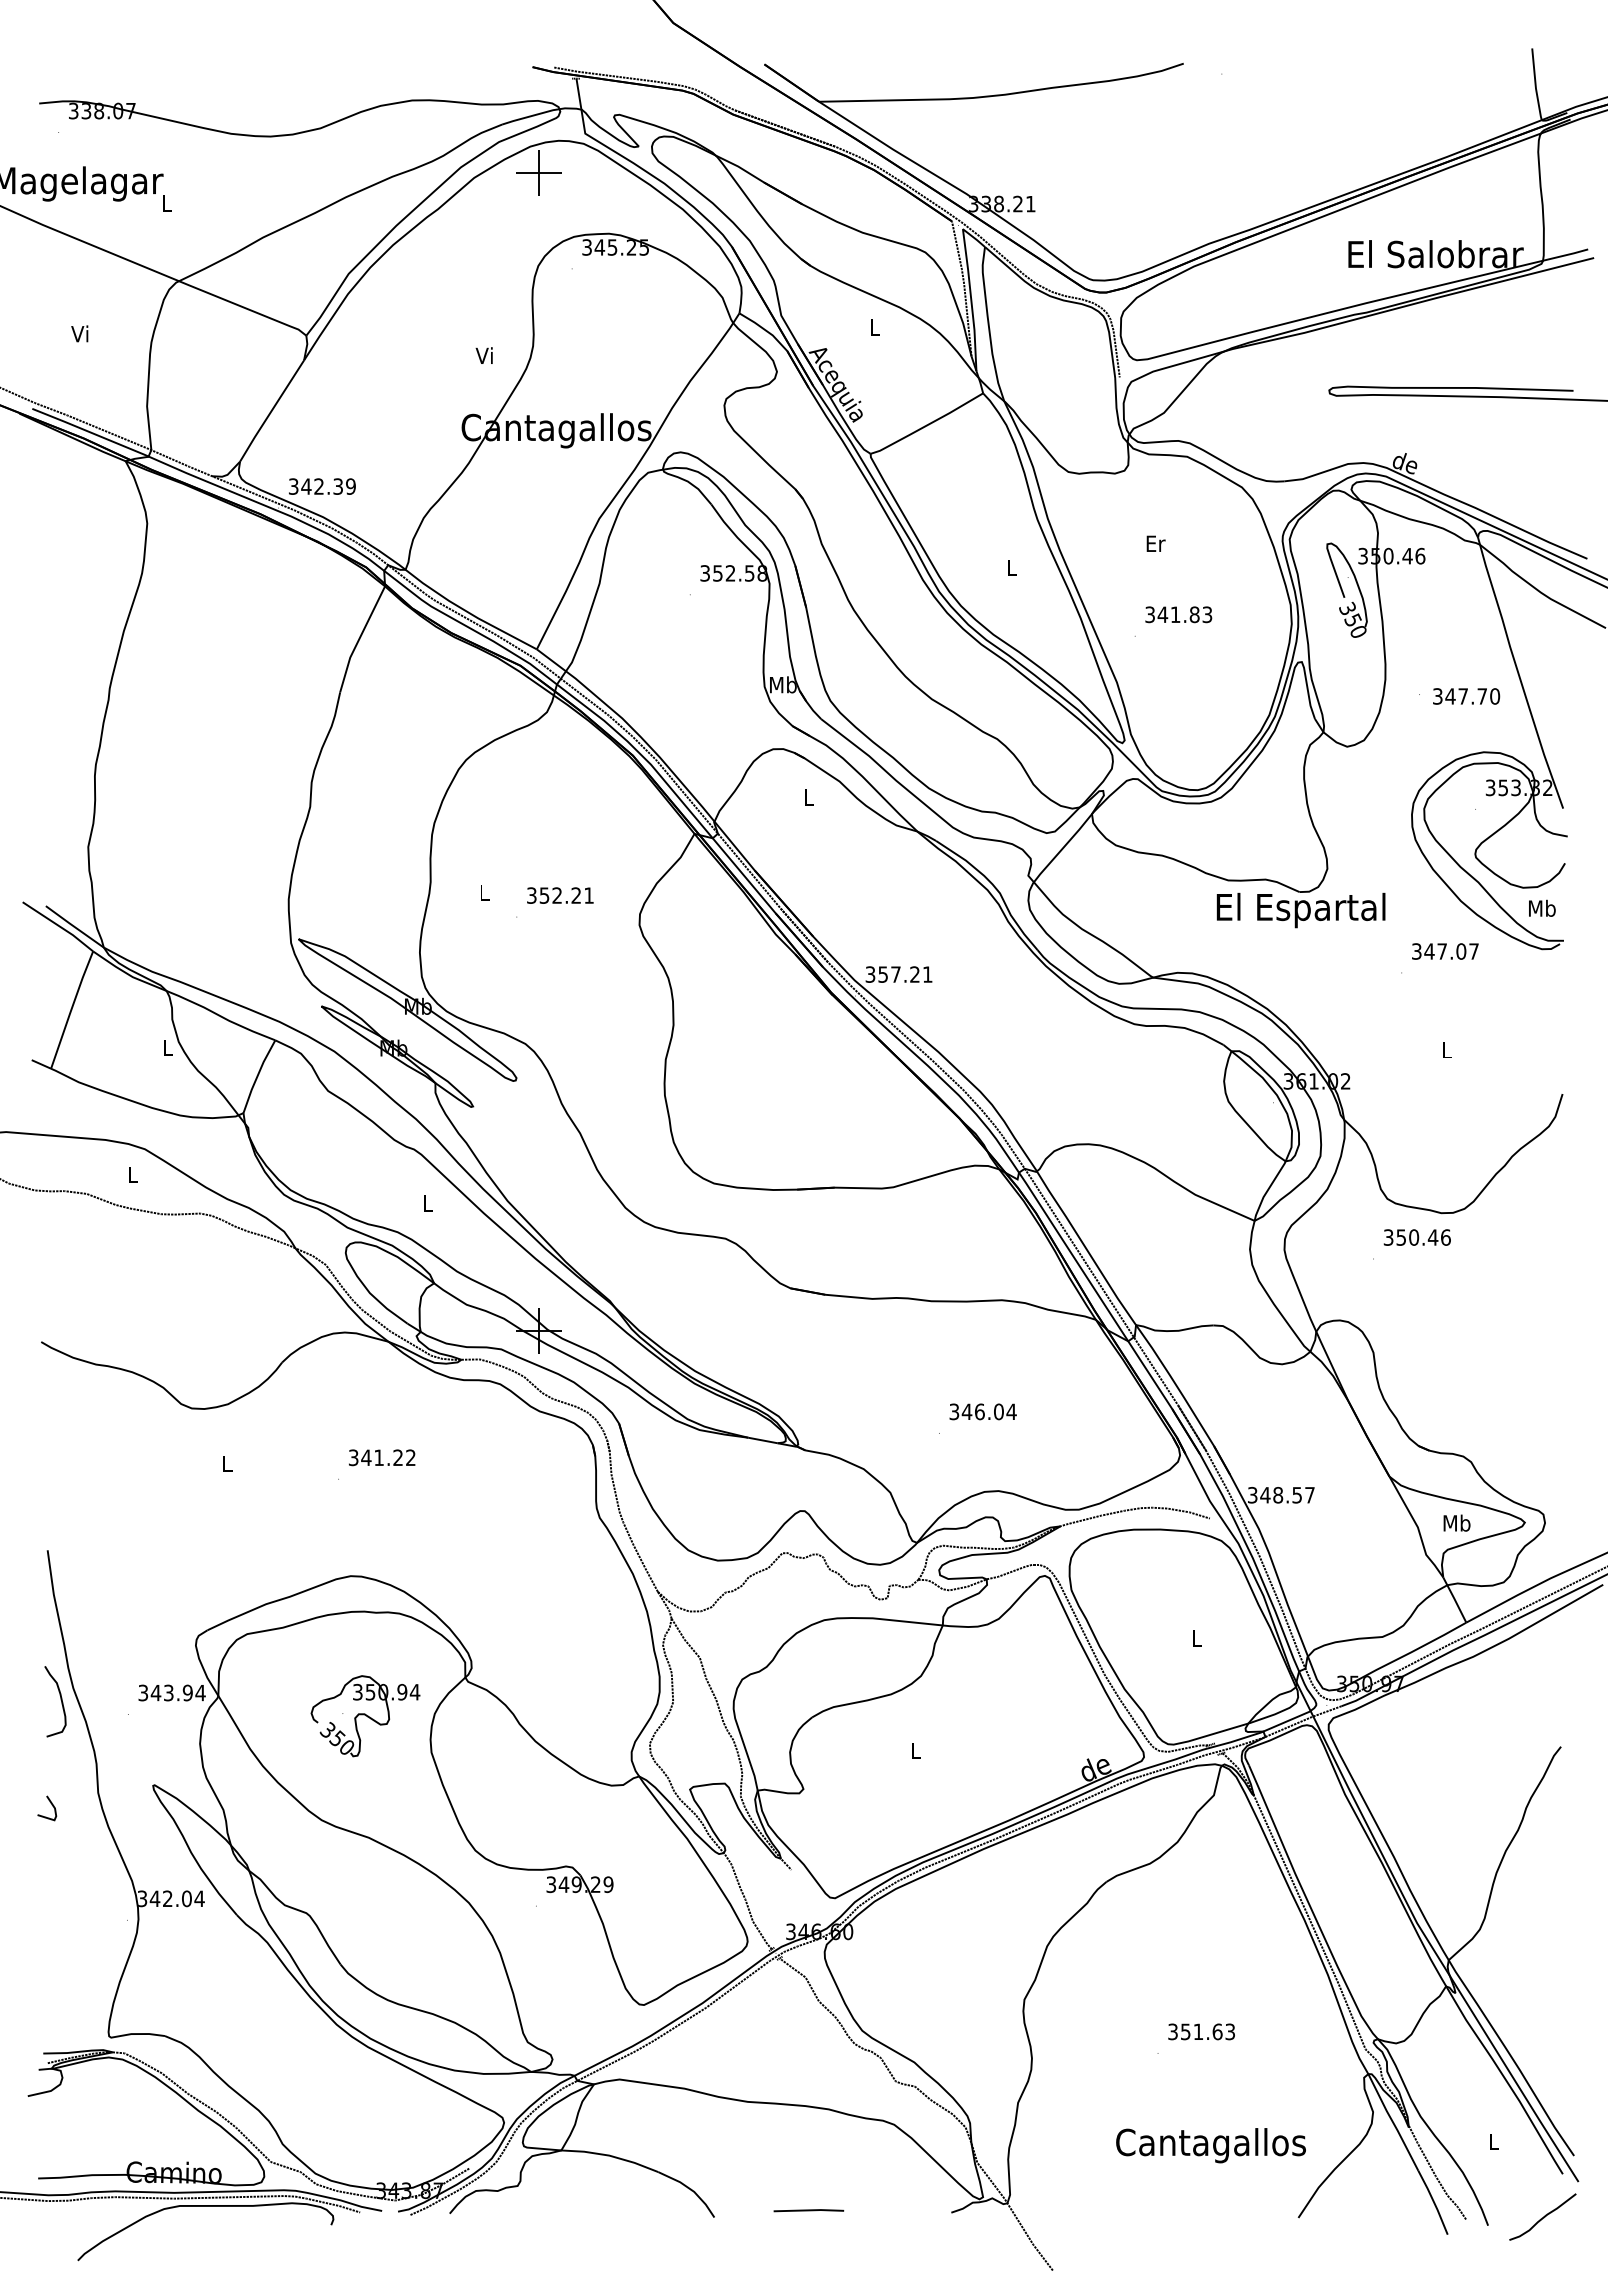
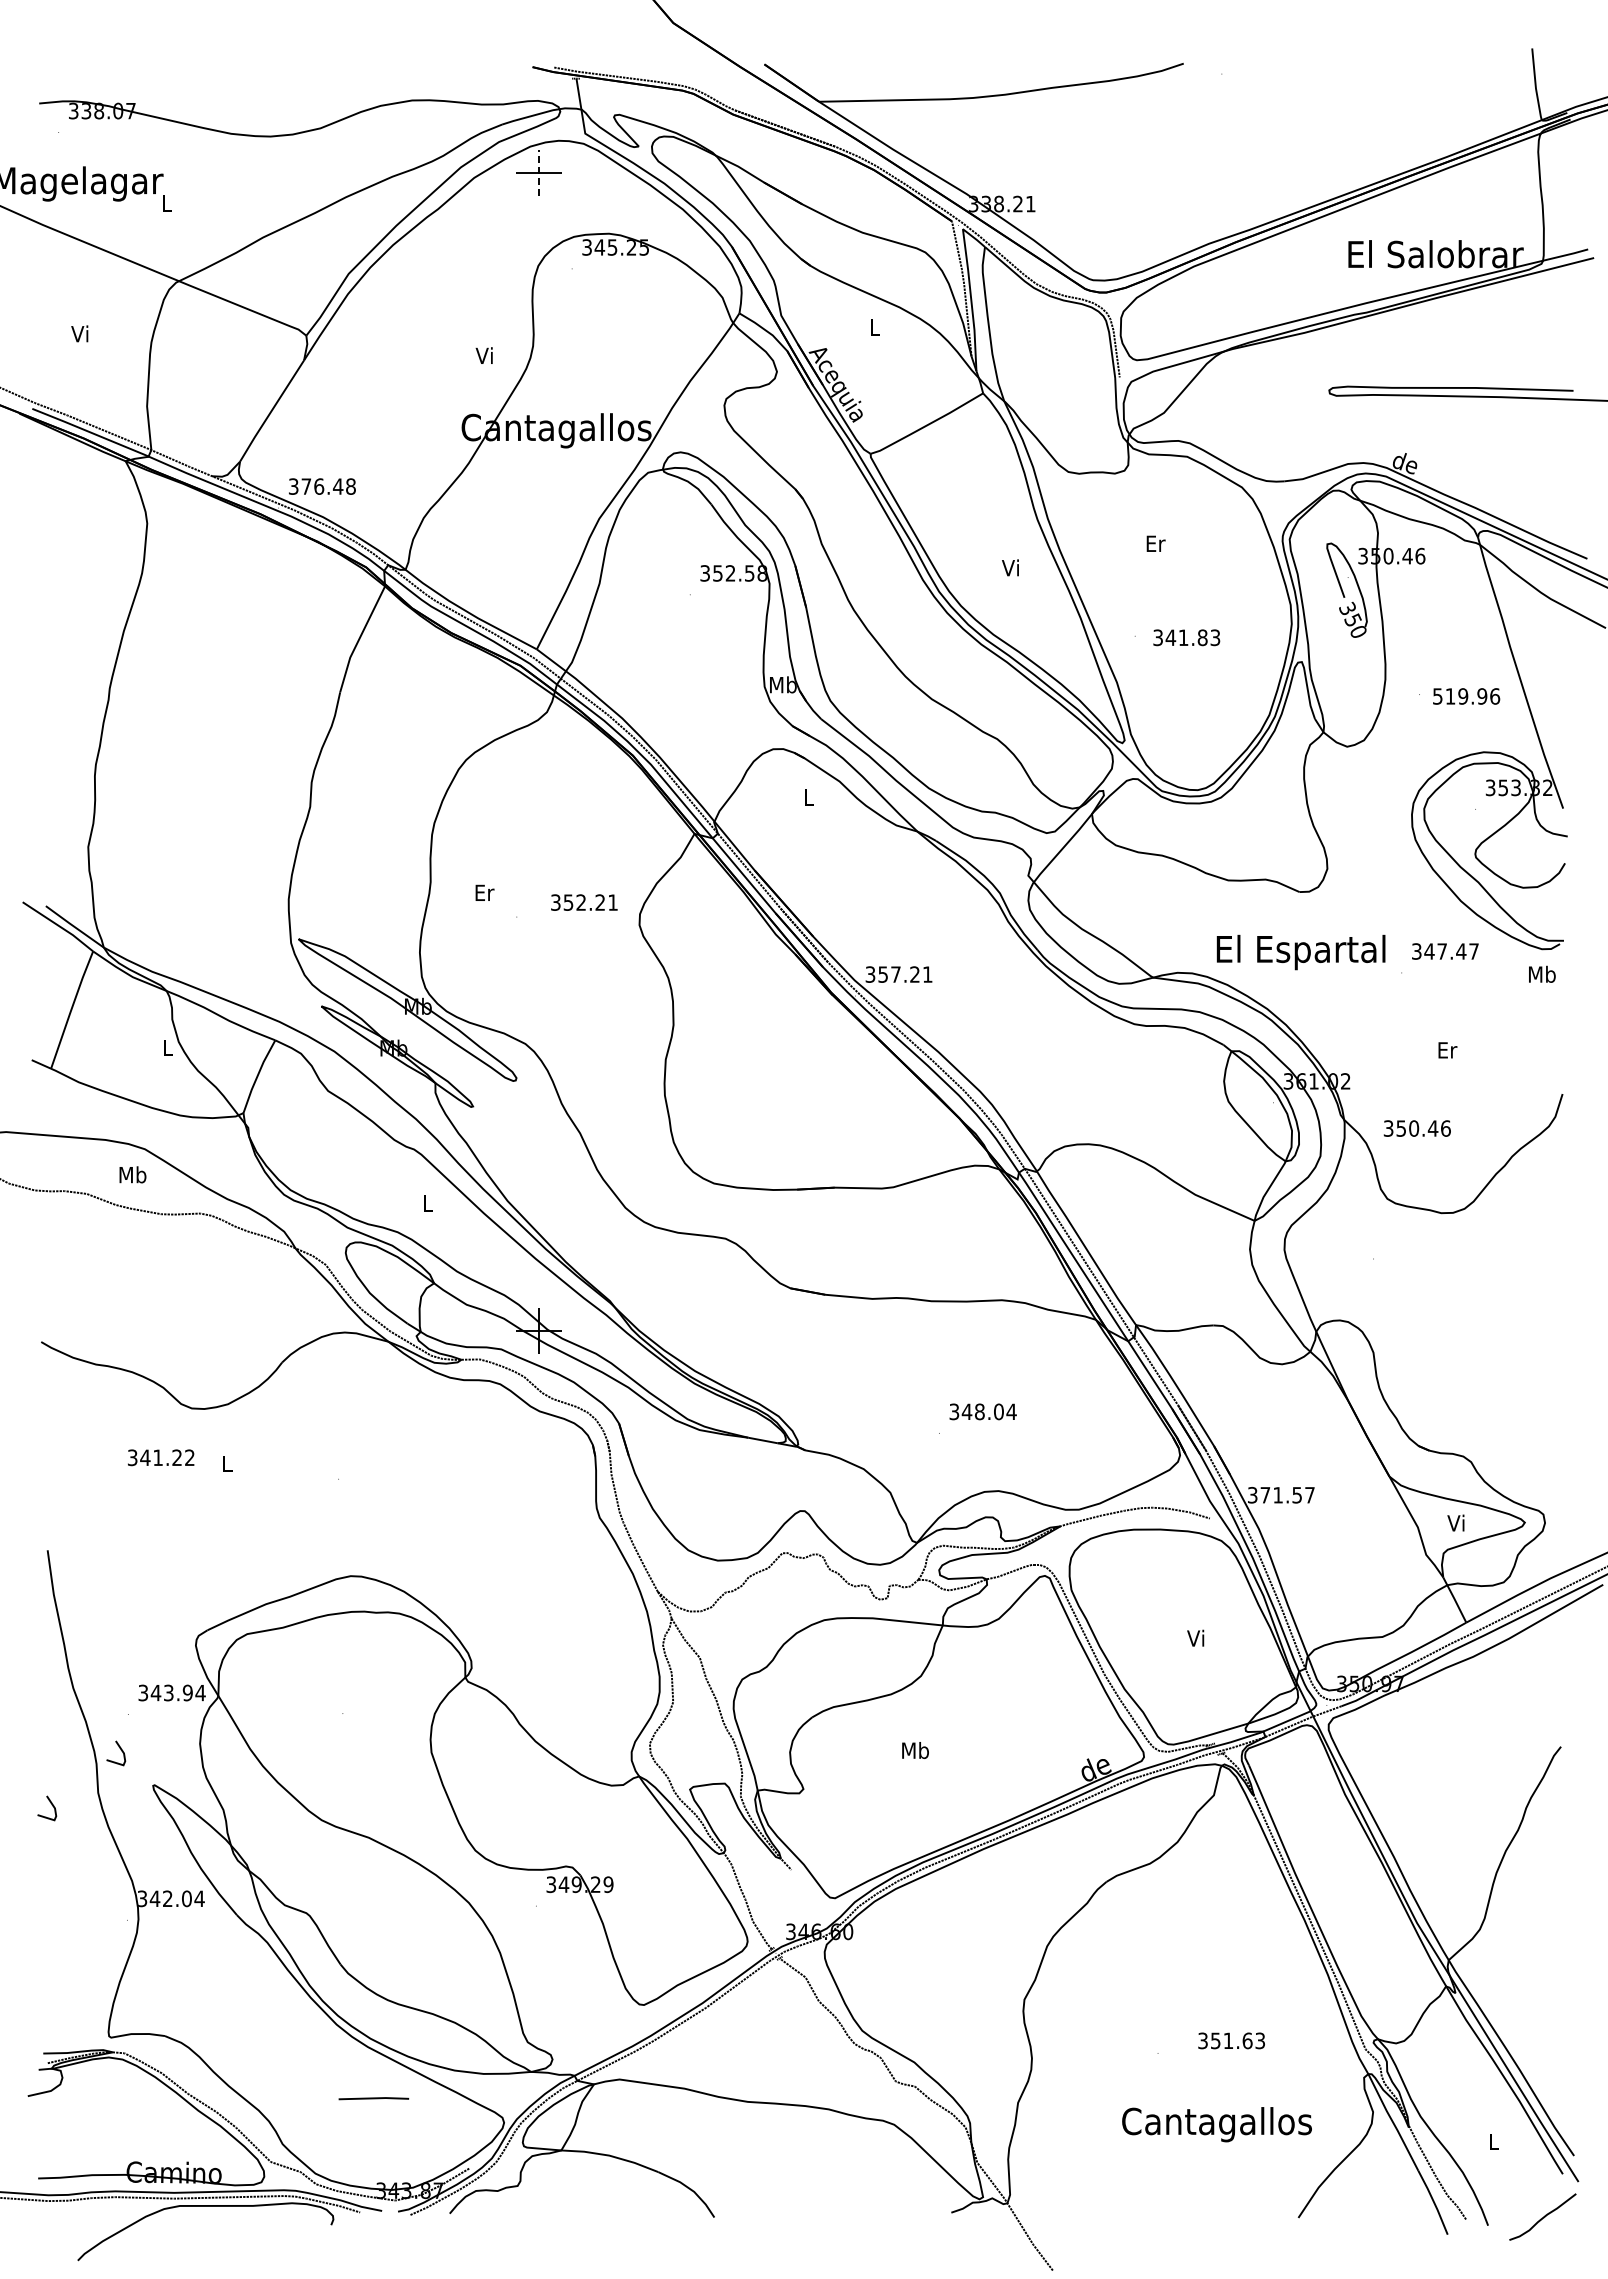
line: solid -> dashed (539, 172)
text: 342.39 -> 376.48 (328, 486)
text: L -> Vi (1010, 567)
text position: (1178, 614) -> (1186, 637) (1186, 637)
text: 347.70 -> 519.96 (1466, 696)
text: L -> Er (484, 892)
text position: (560, 895) -> (584, 902) (584, 902)
text position: (1542, 907) -> (1542, 973) (1542, 973)
text position: (1300, 910) -> (1300, 952) (1300, 952)
text: 347.07 -> 347.47 (1461, 951)
text: L -> Er (1447, 1050)
text: L -> Mb (132, 1174)
text position: (1416, 1237) -> (1416, 1128) (1416, 1128)
text: 346.04 -> 348.04 (979, 1411)
text position: (382, 1457) -> (161, 1457) (161, 1457)
text: 348.57 -> 371.57 (1271, 1494)
text: Mb -> Vi (1456, 1522)
text: L -> Vi (1195, 1637)
curve: present -> none (60, 1700)
part: present -> none (365, 1716)
text: L -> Mb (915, 1750)
line: none -> present (121, 1751)
text position: (1201, 2031) -> (1231, 2040) (1231, 2040)
text position: (1210, 2145) -> (1216, 2124) (1216, 2124)
line position: (808, 2210) -> (373, 2098) (373, 2098)
